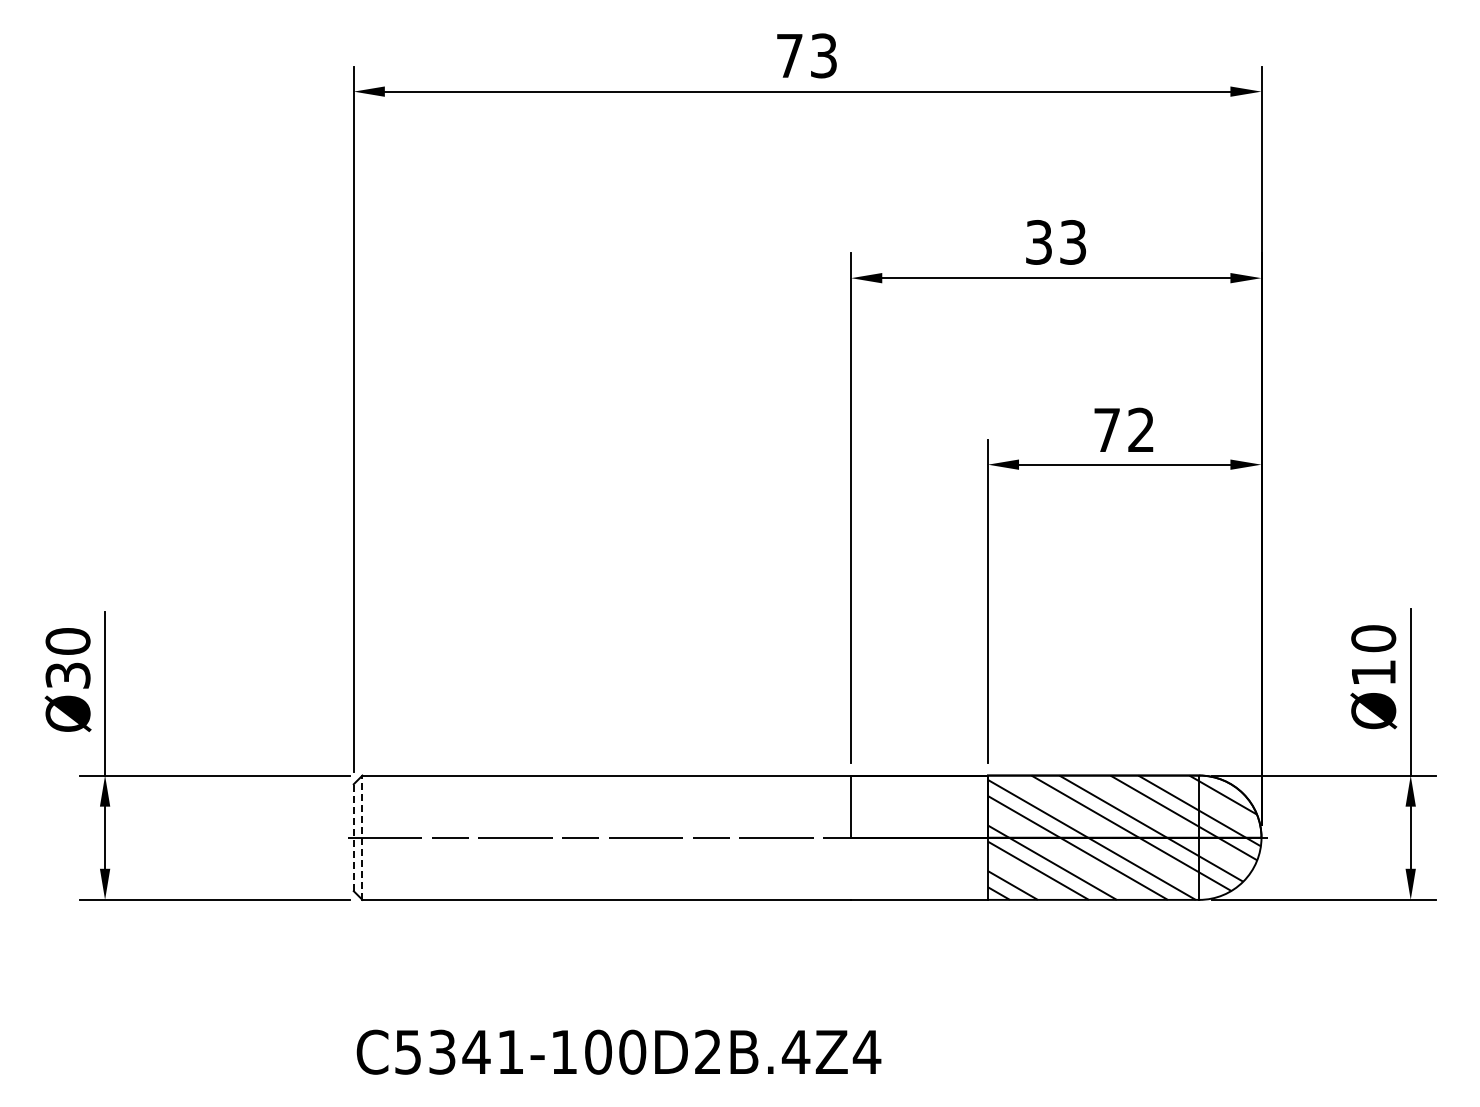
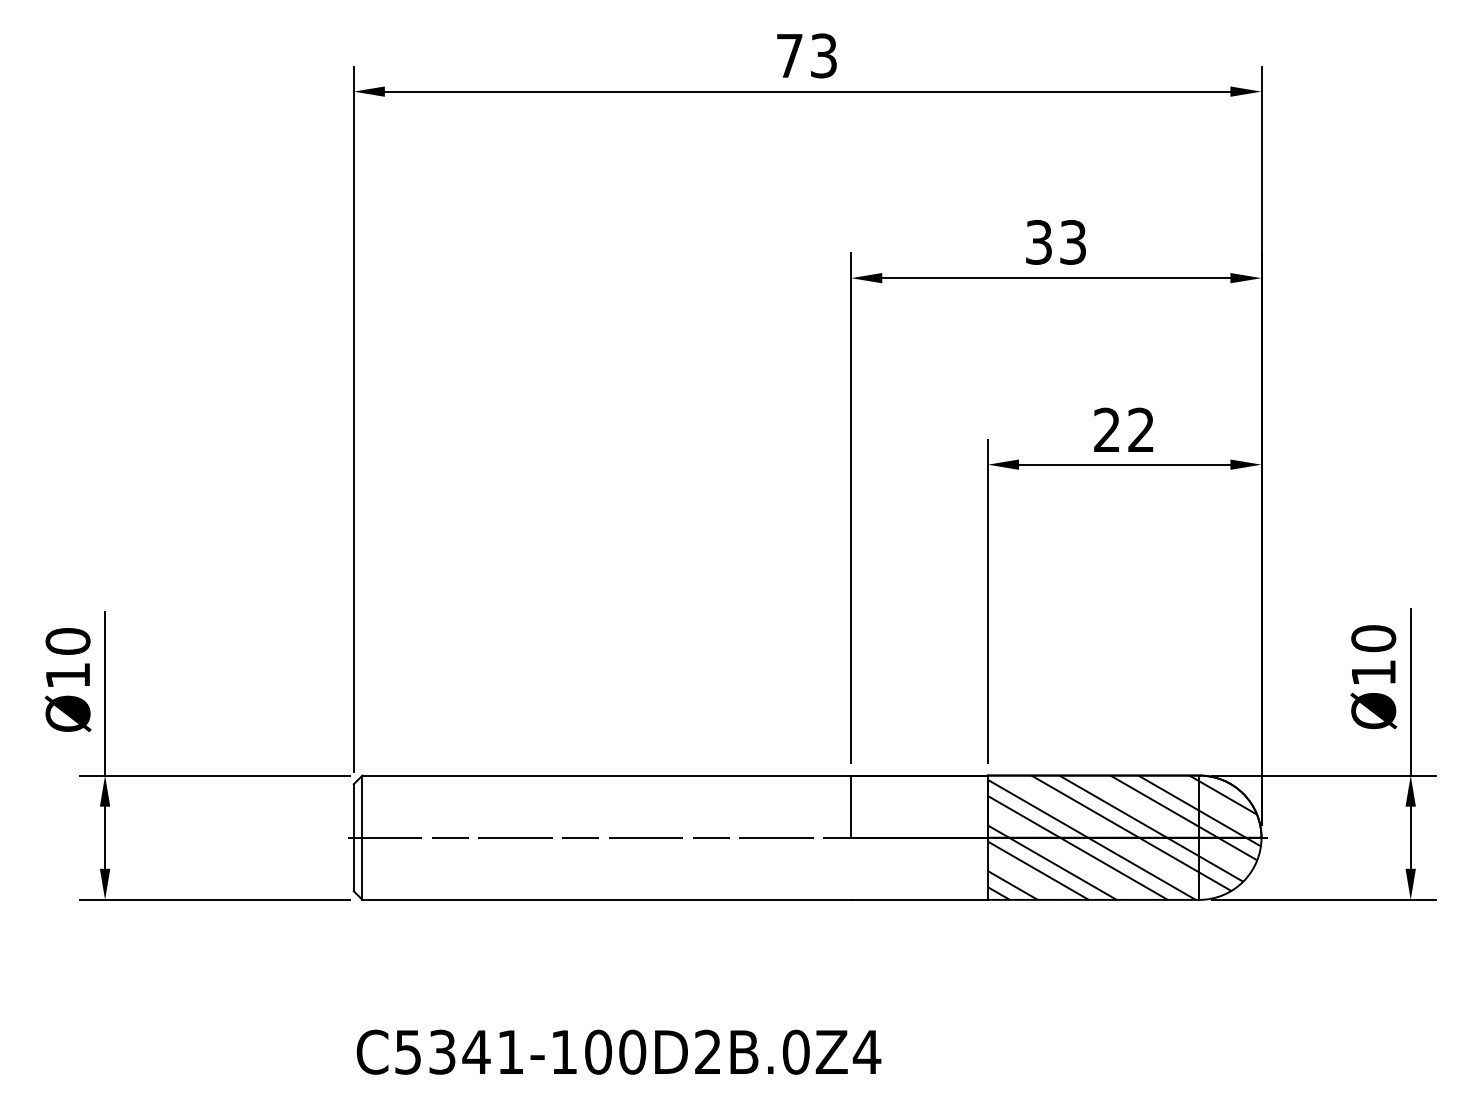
text: 72 -> 22 (1106, 429)
text: Ø30 -> Ø10 (67, 675)
line: dashed -> solid (353, 837)
line: dashed -> solid (362, 837)
text: C5341-100D2B.4Z4 -> C5341-100D2B.0Z4 (795, 1051)
